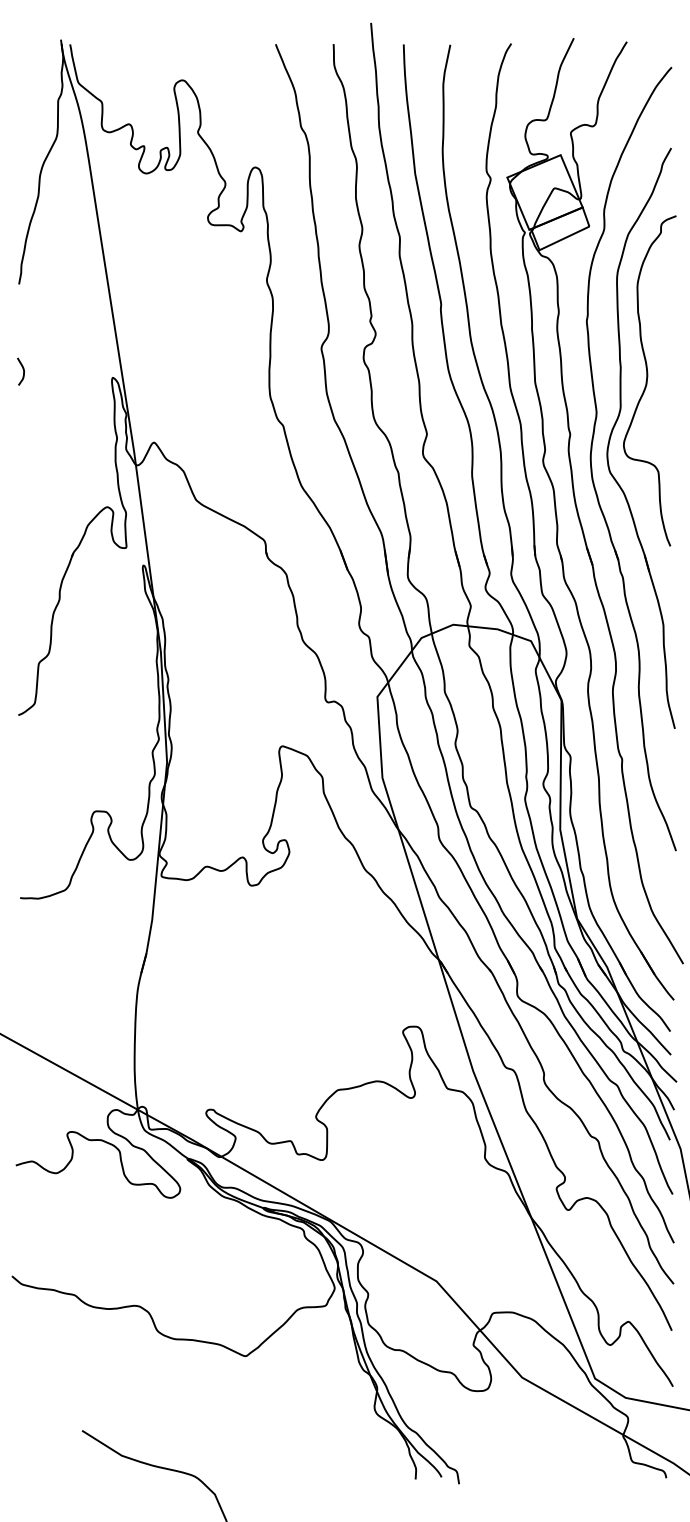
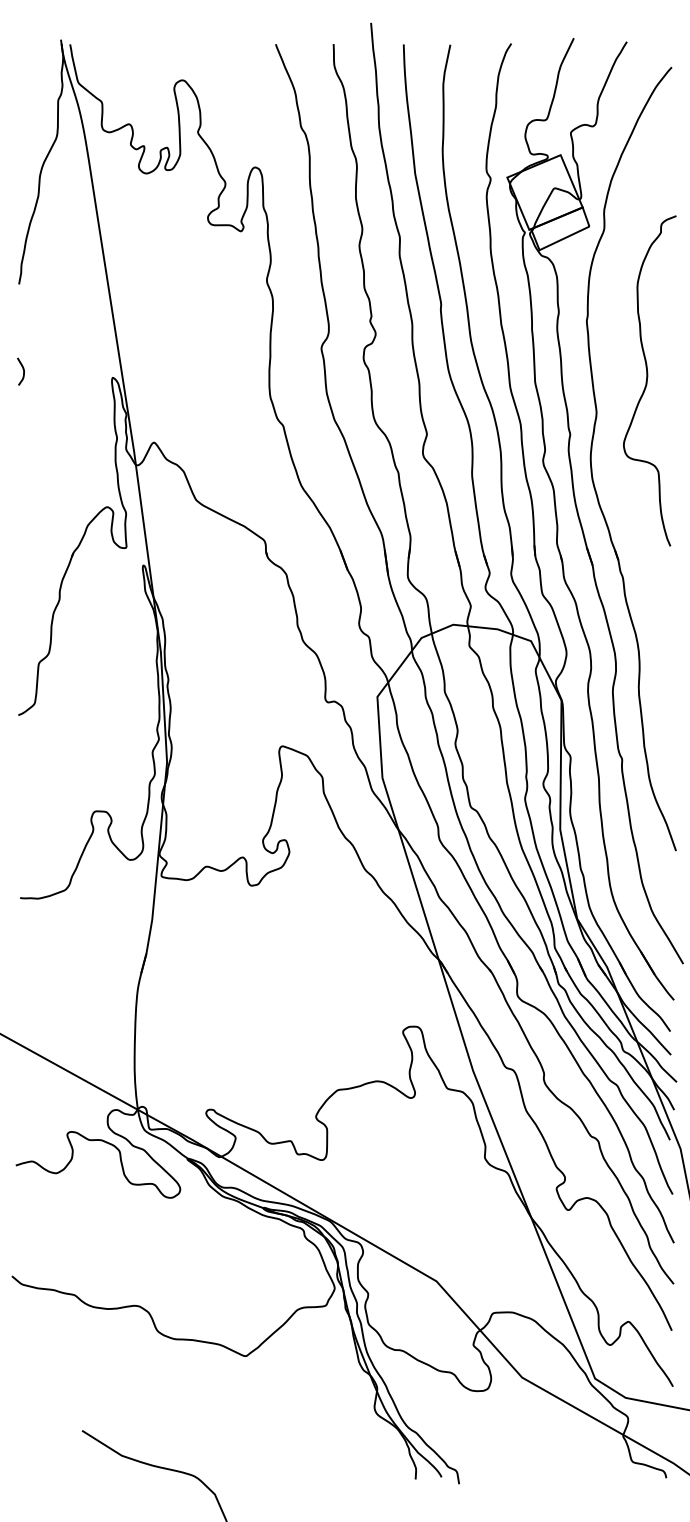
part: present -> none (614, 428)
